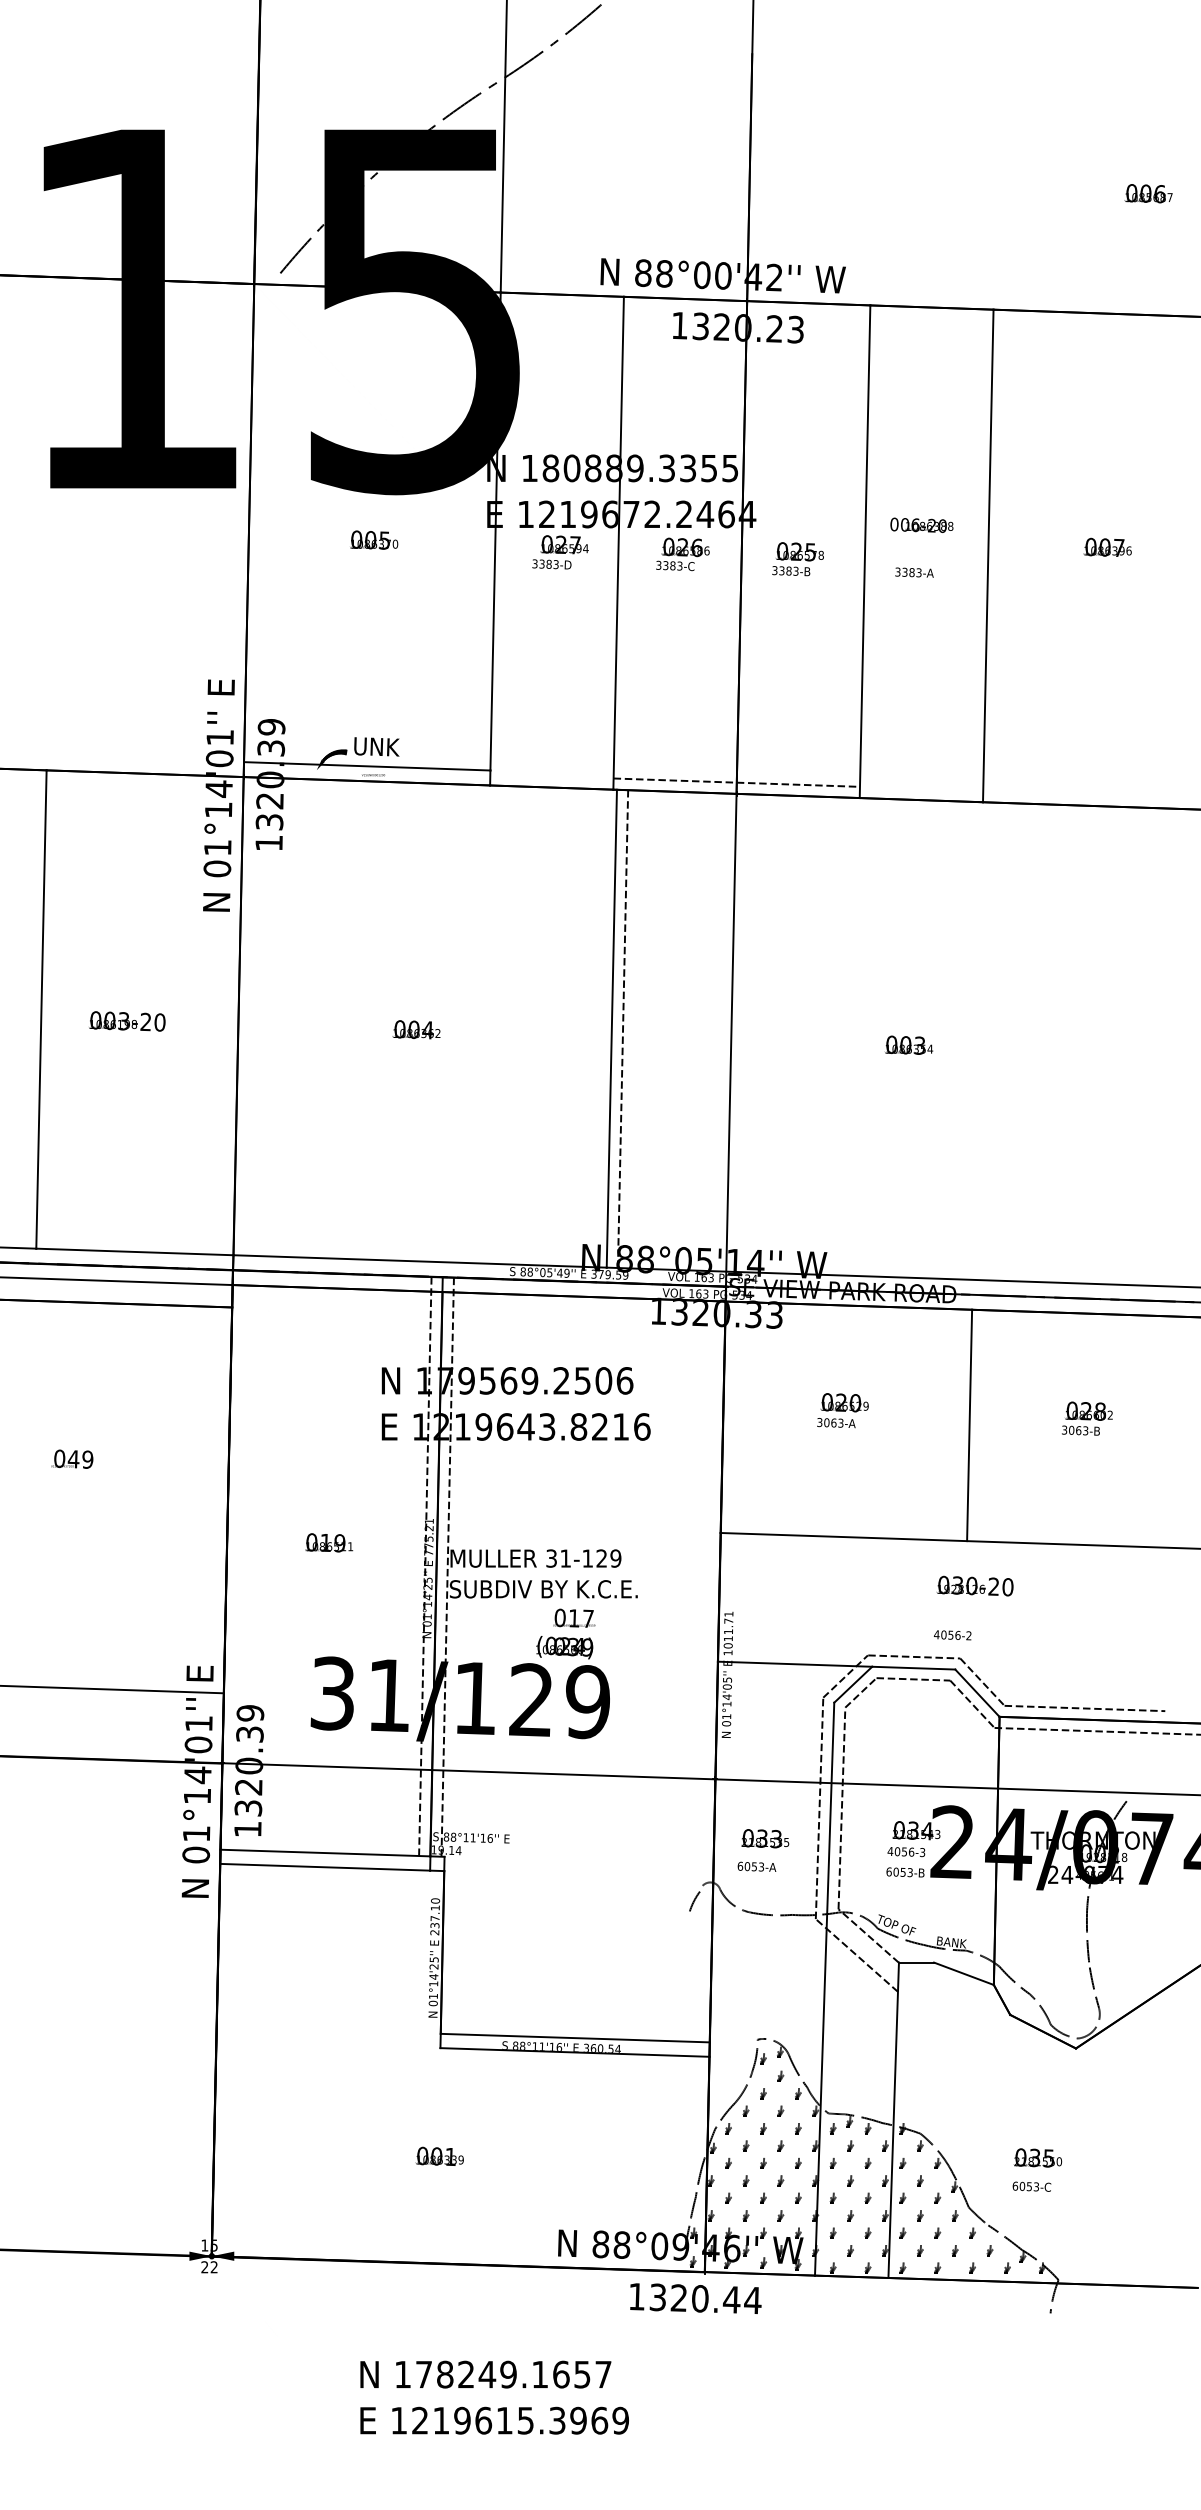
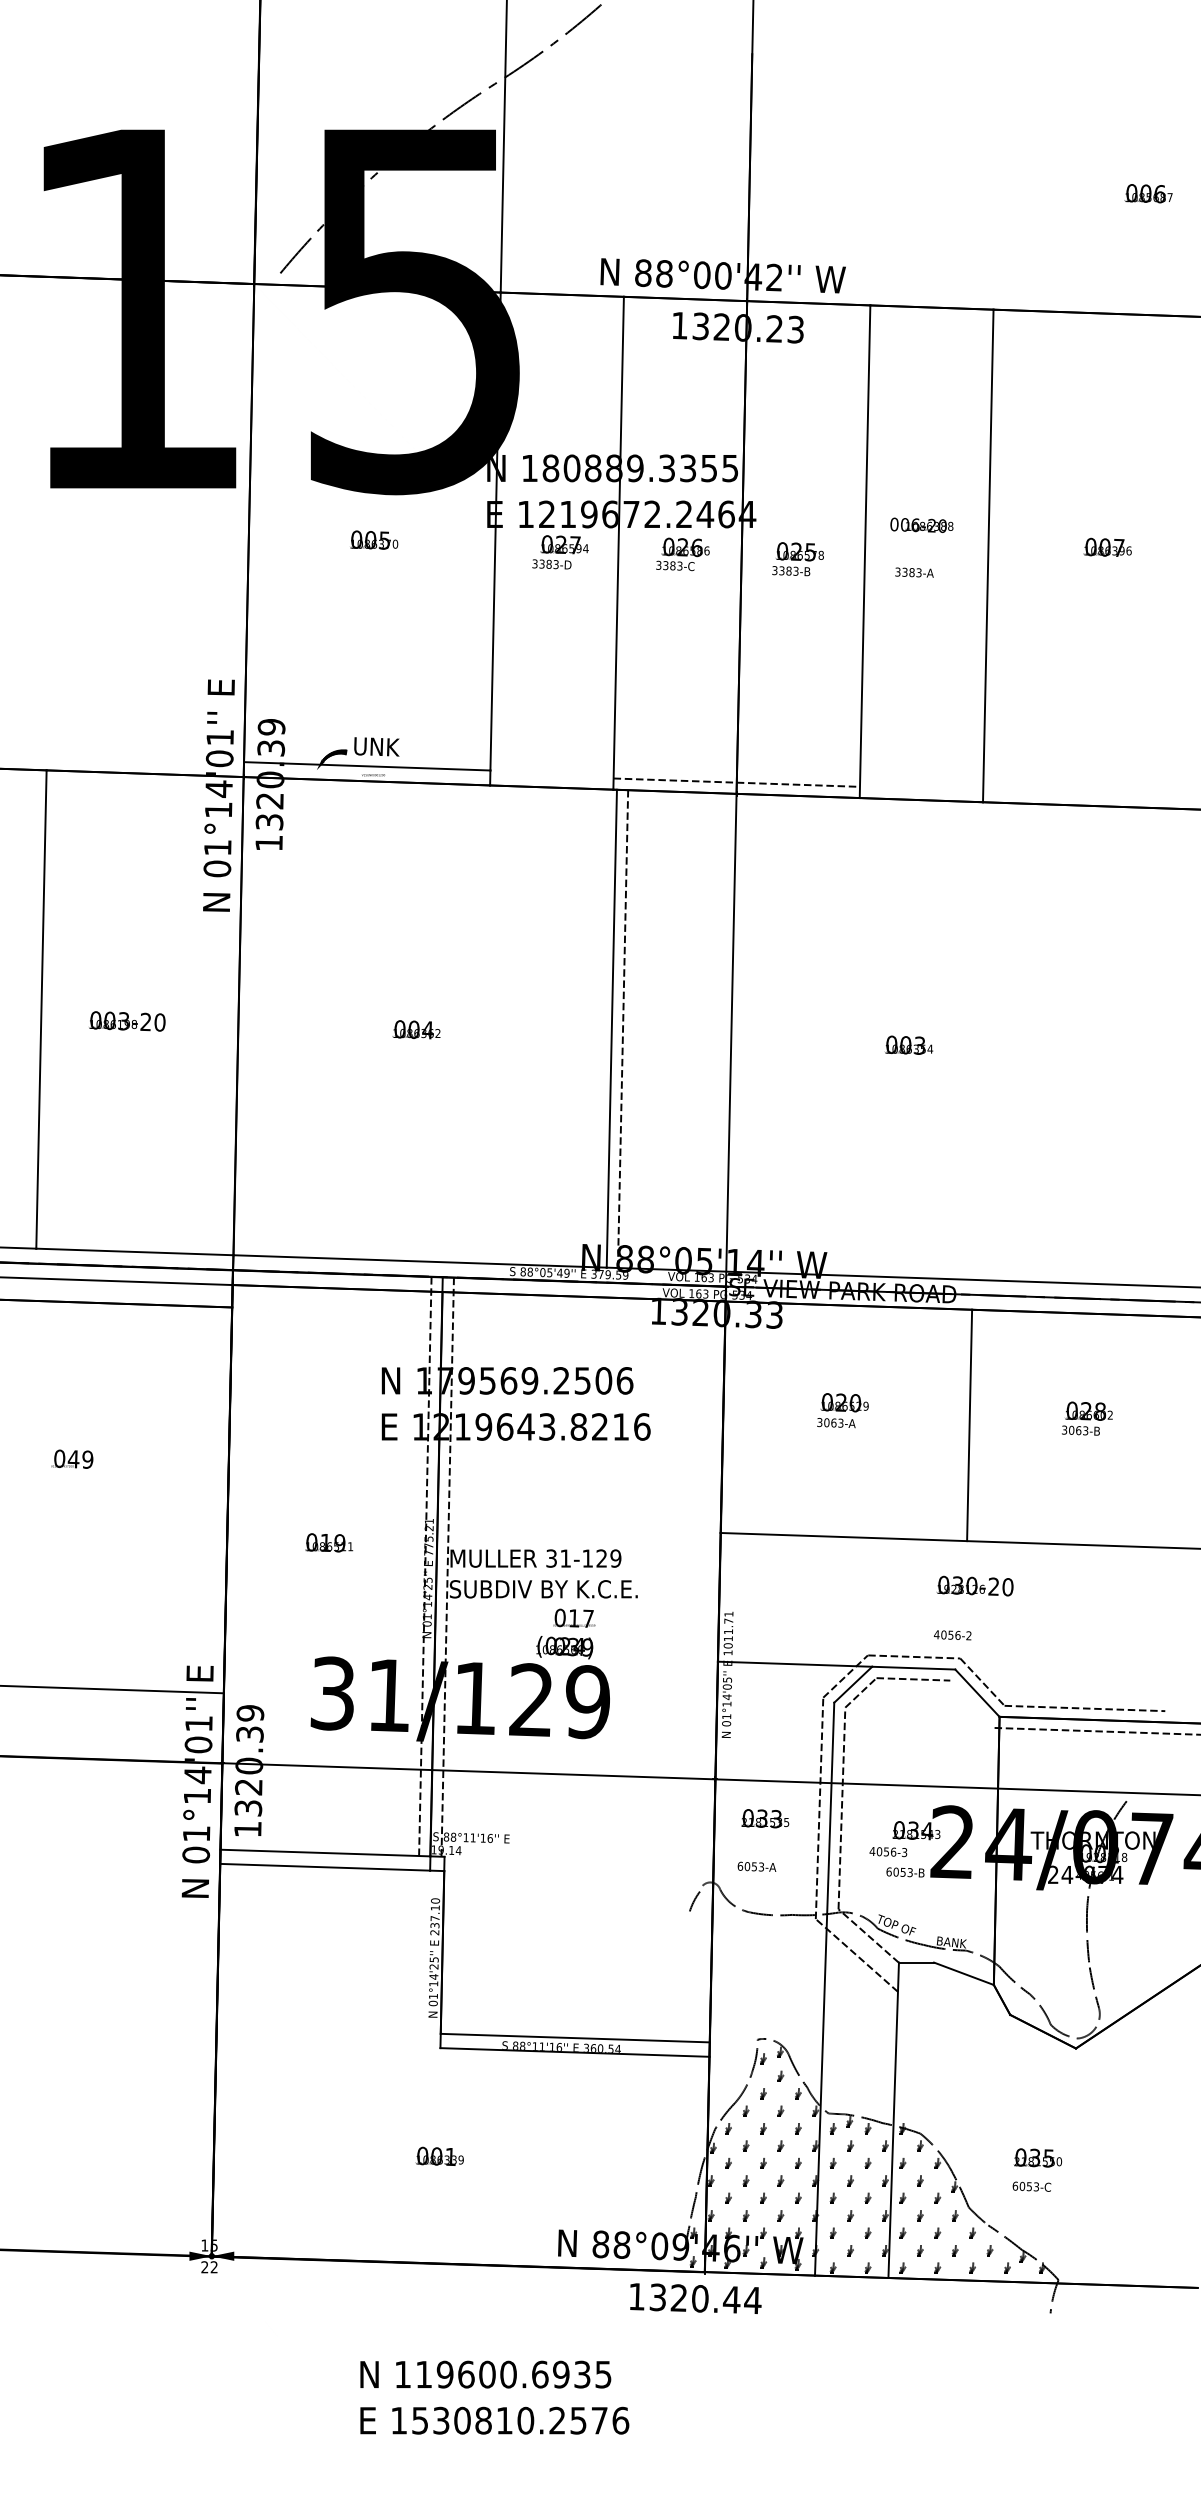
line: present -> none (972, 1703)
text position: (765, 1838) -> (765, 1818) (765, 1818)
text position: (906, 1852) -> (888, 1852) (888, 1852)
text: 178249.1657 -> 119600.6935 (513, 2374)
text: 1219615.3969 -> 1530810.2576 (520, 2420)
